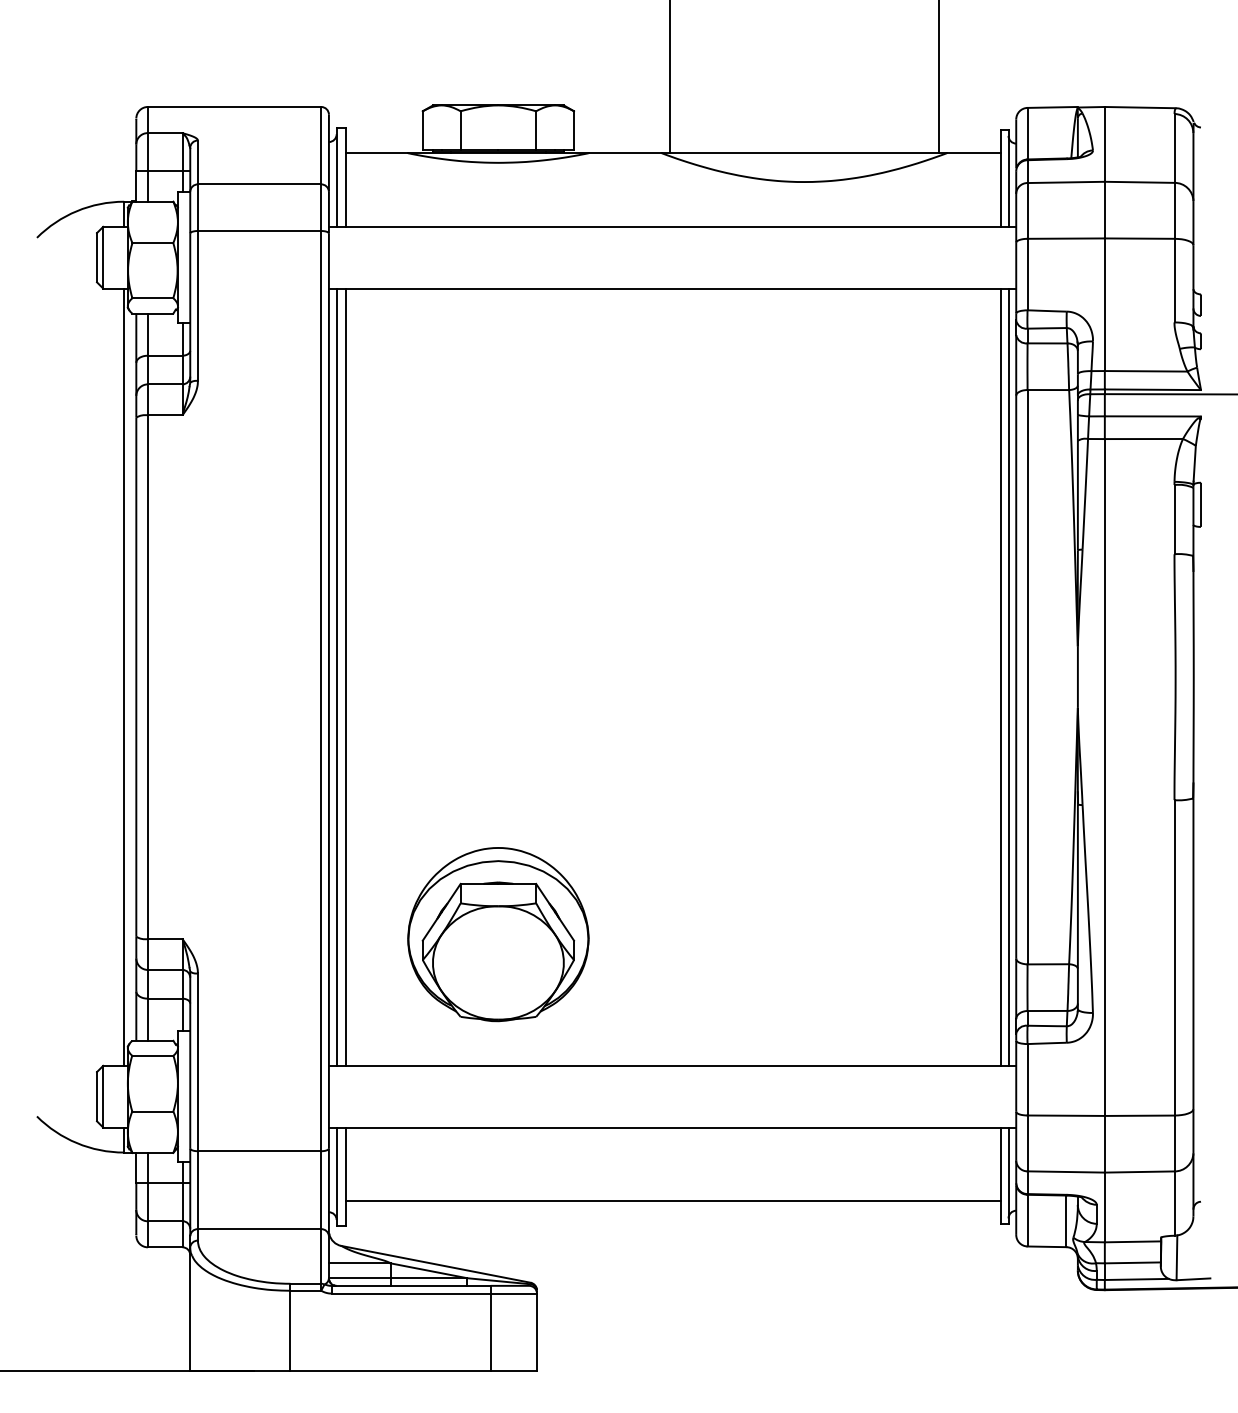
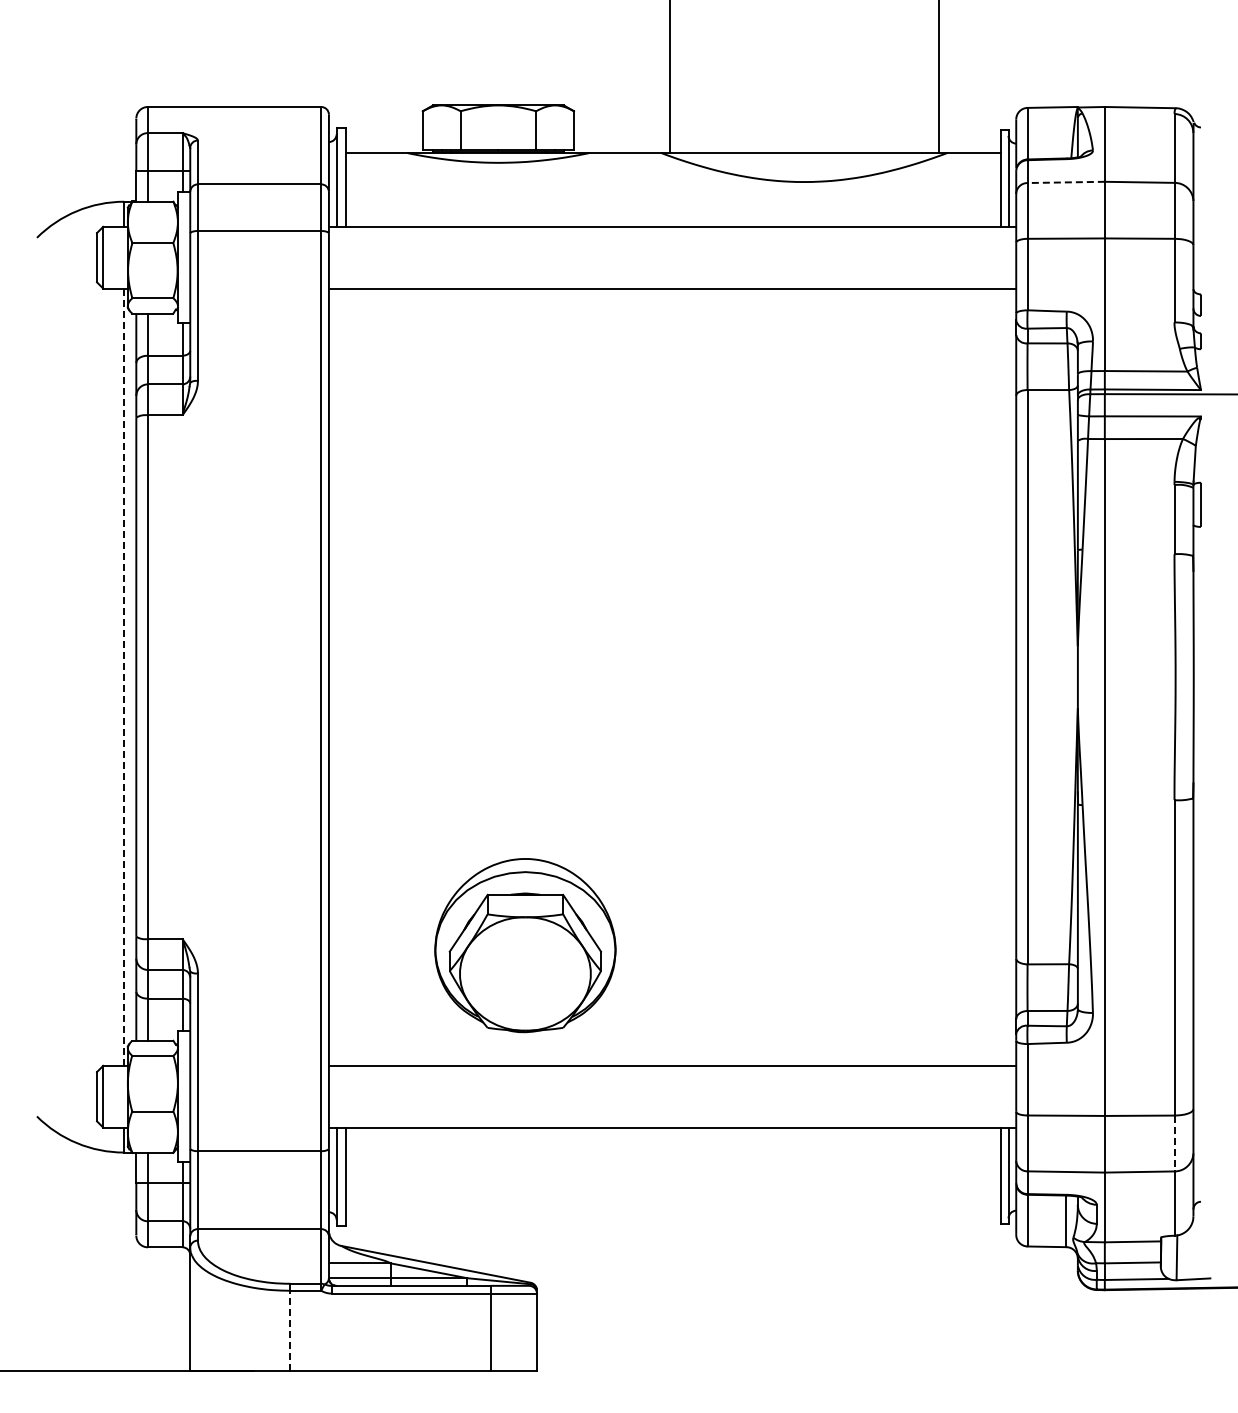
line: solid -> dashed (1066, 182)
line: present -> none (336, 676)
line: present -> none (345, 676)
line: present -> none (1000, 676)
line: present -> none (1008, 676)
line: solid -> dashed (124, 677)
part position: (498, 934) -> (525, 945) (525, 945)
line: solid -> dashed (1174, 1143)
line: present -> none (672, 1201)
line: solid -> dashed (290, 1330)
